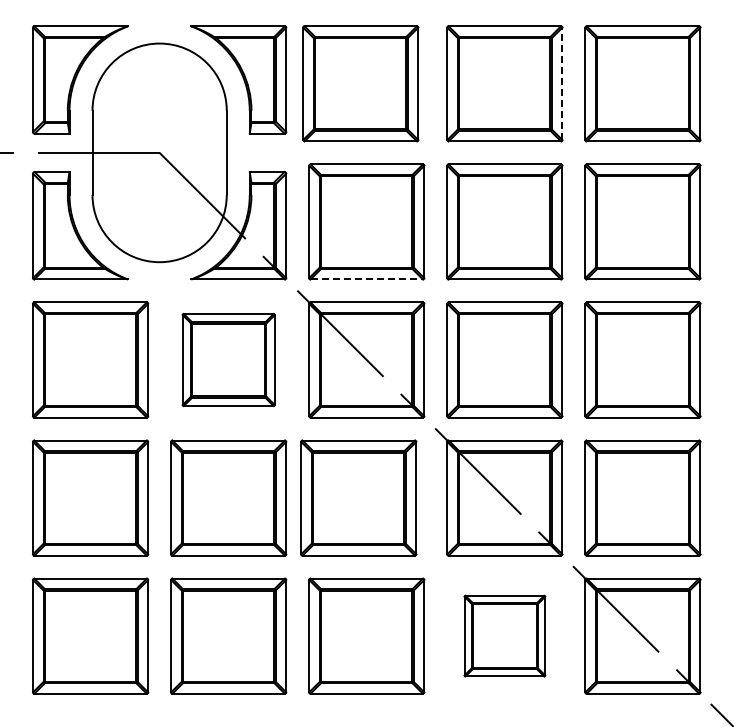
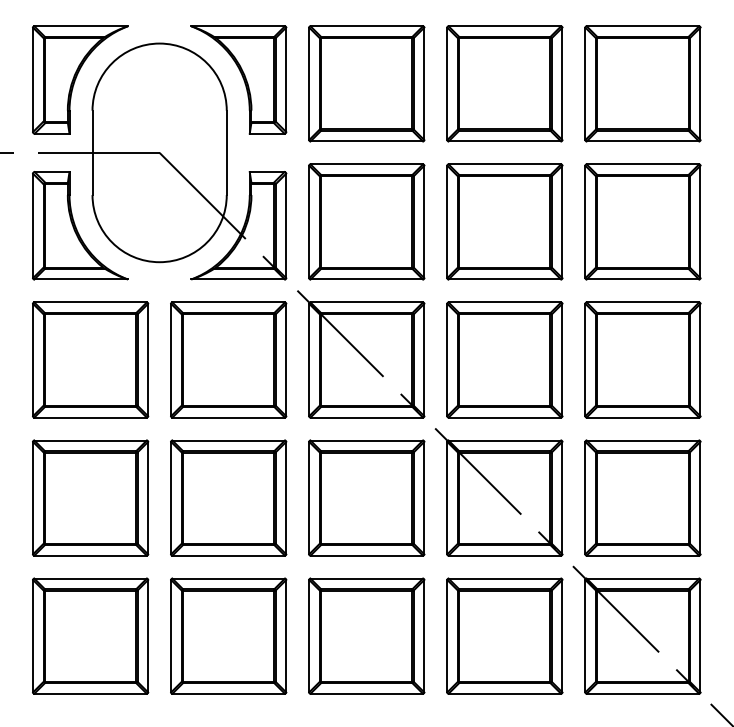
part position: (360, 83) -> (366, 83) (366, 83)
line: dashed -> solid (562, 83)
line: dashed -> solid (367, 279)
part size: 95x96 px -> 118x118 px (228, 359)
part position: (358, 497) -> (366, 497) (366, 497)
part size: 84x84 px -> 118x118 px (504, 635)
